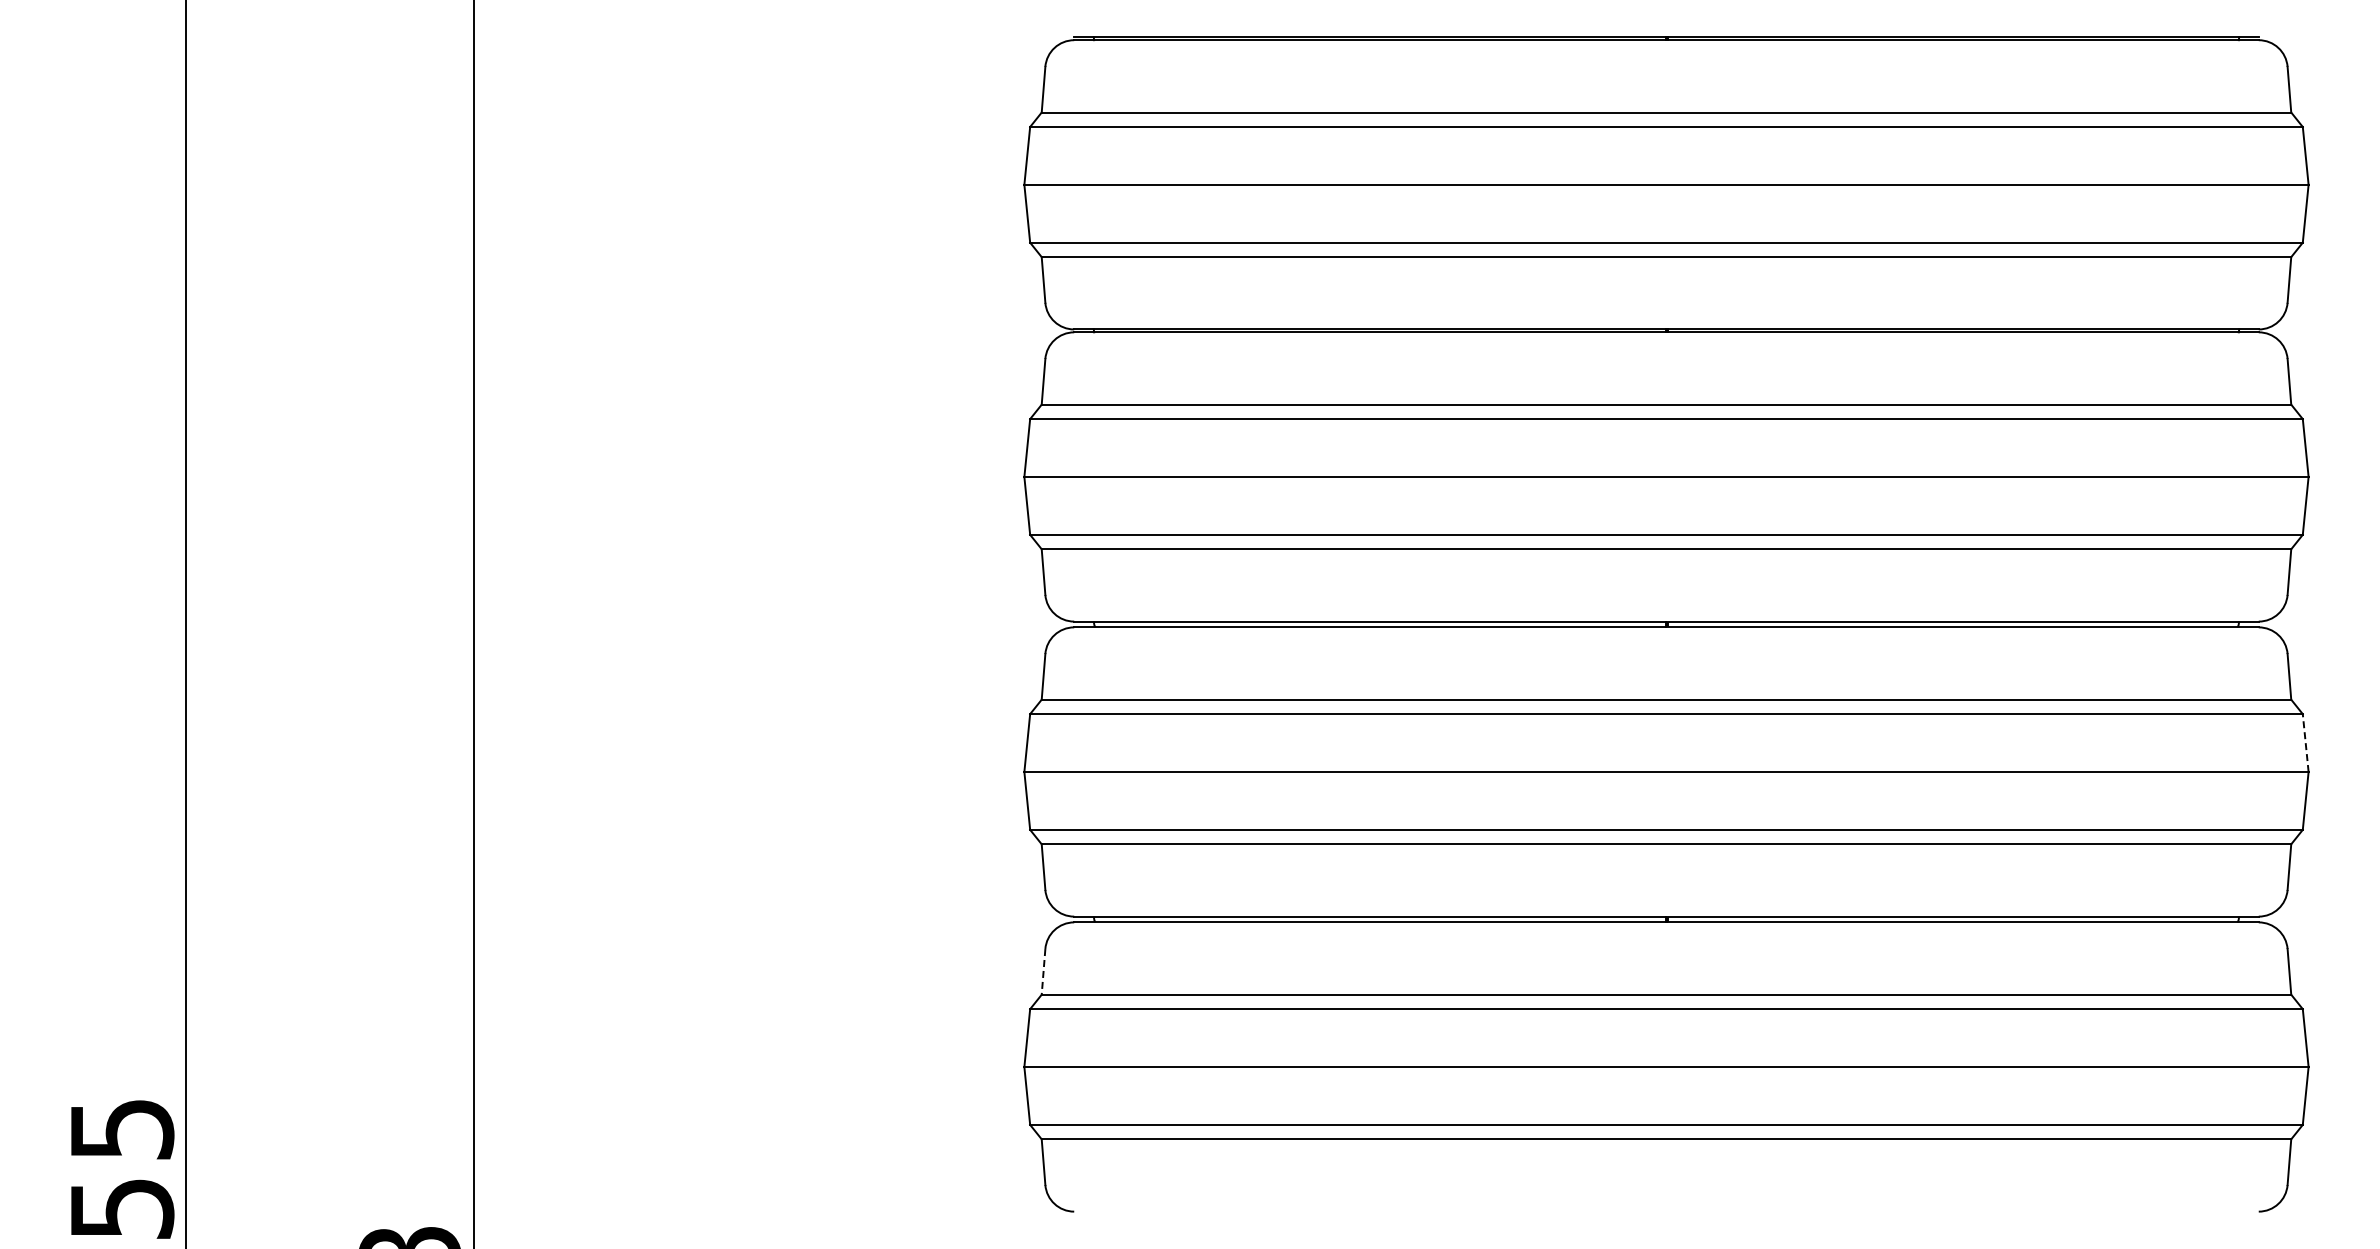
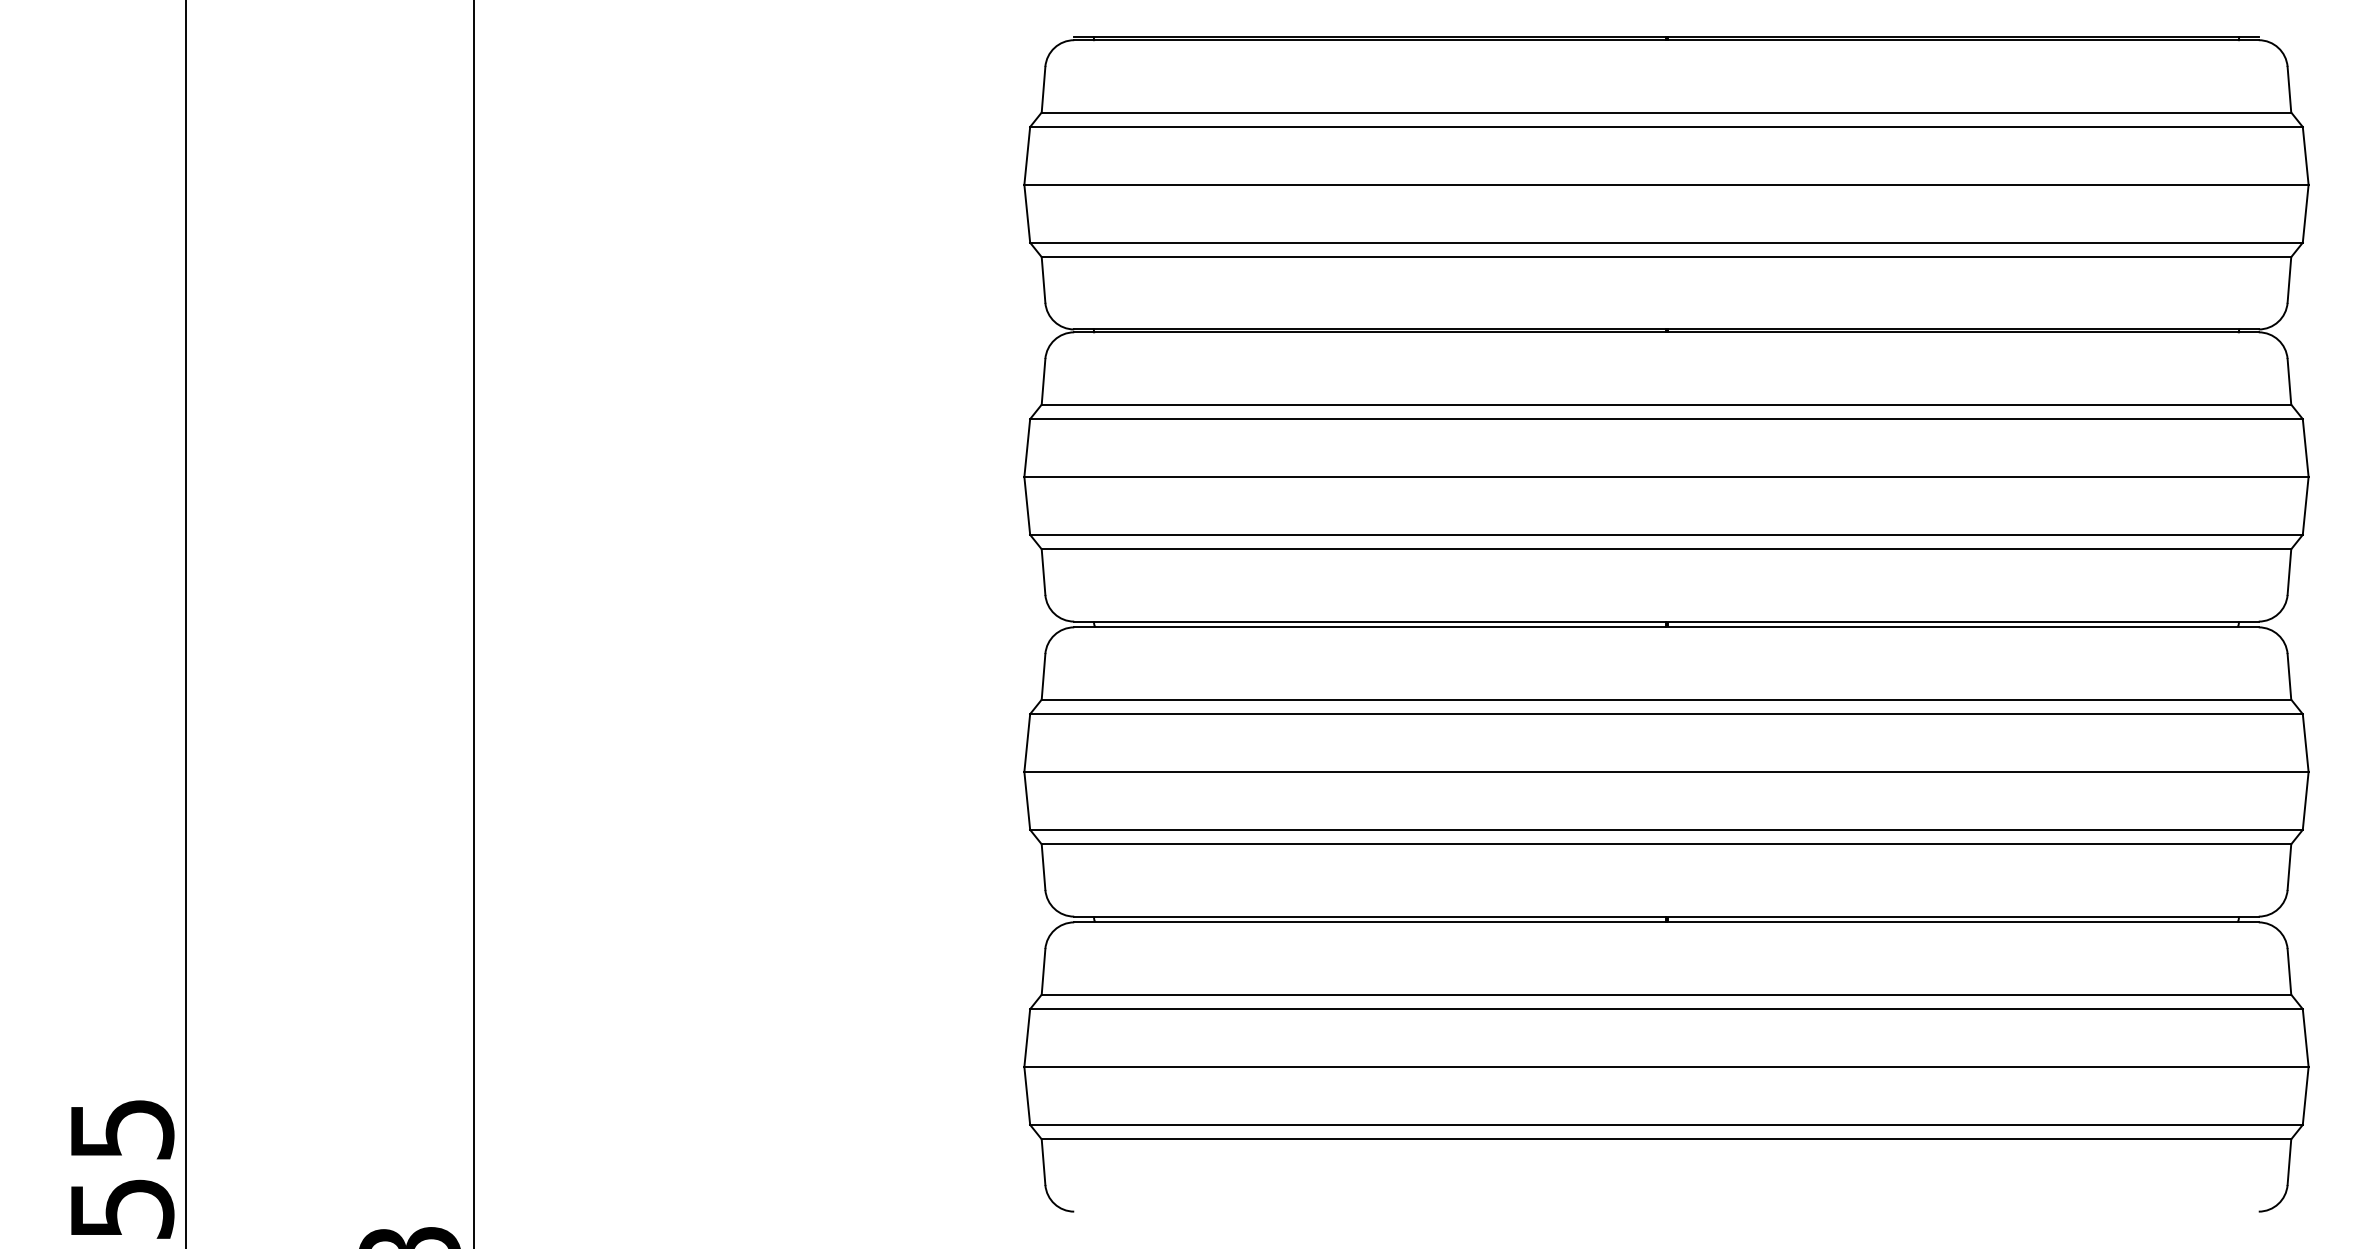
line: dashed -> solid (2305, 742)
line: dashed -> solid (1043, 971)
